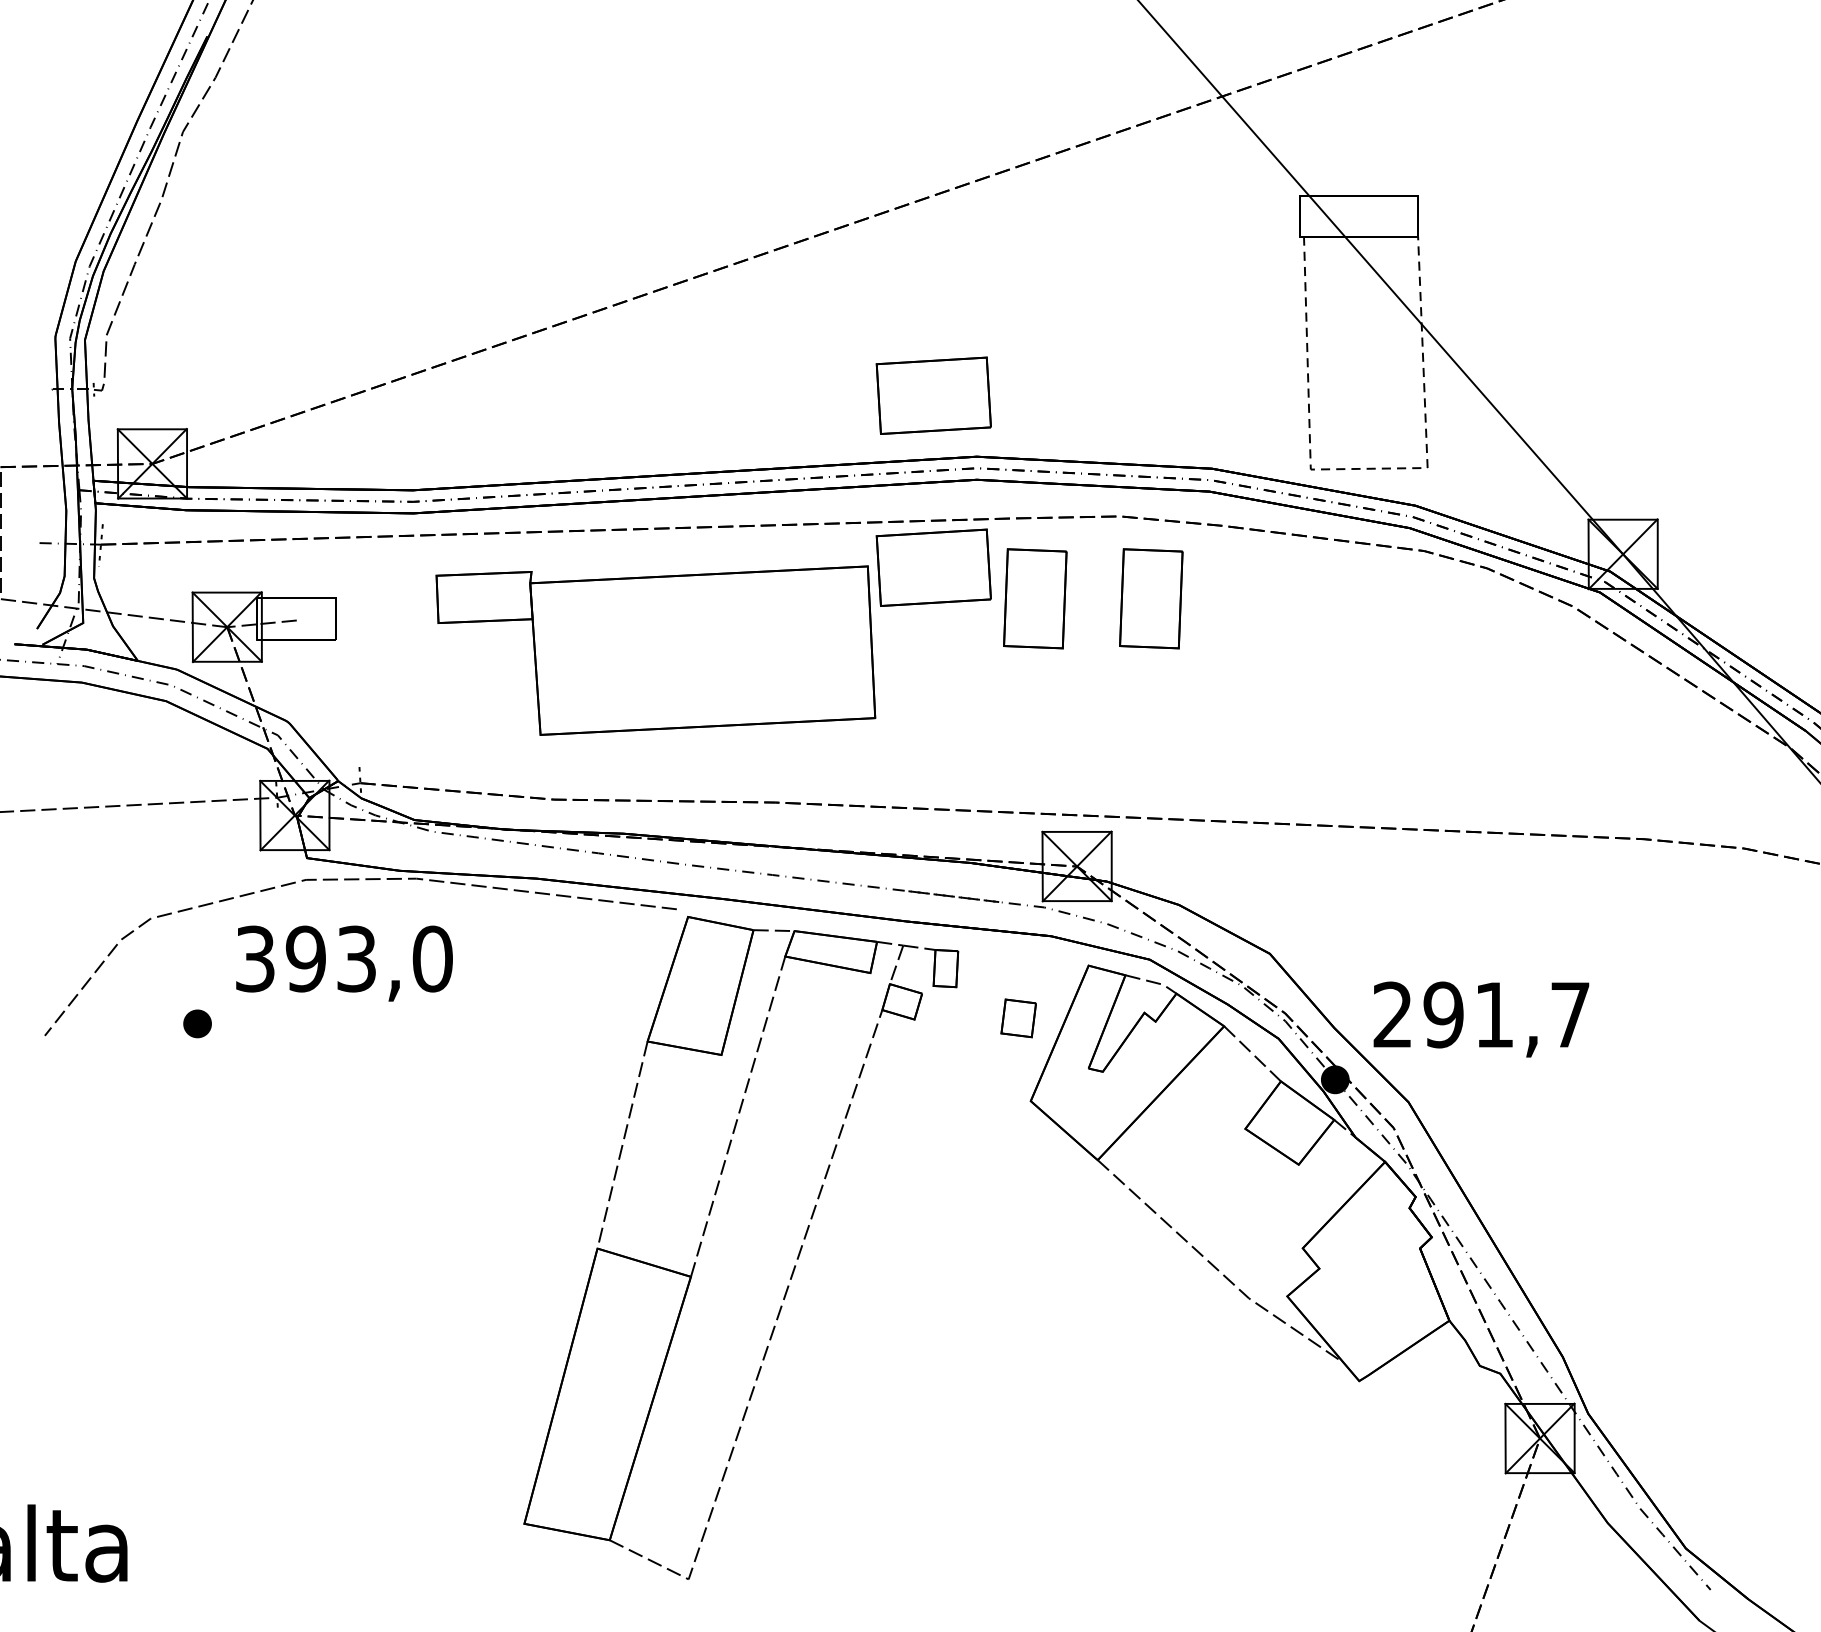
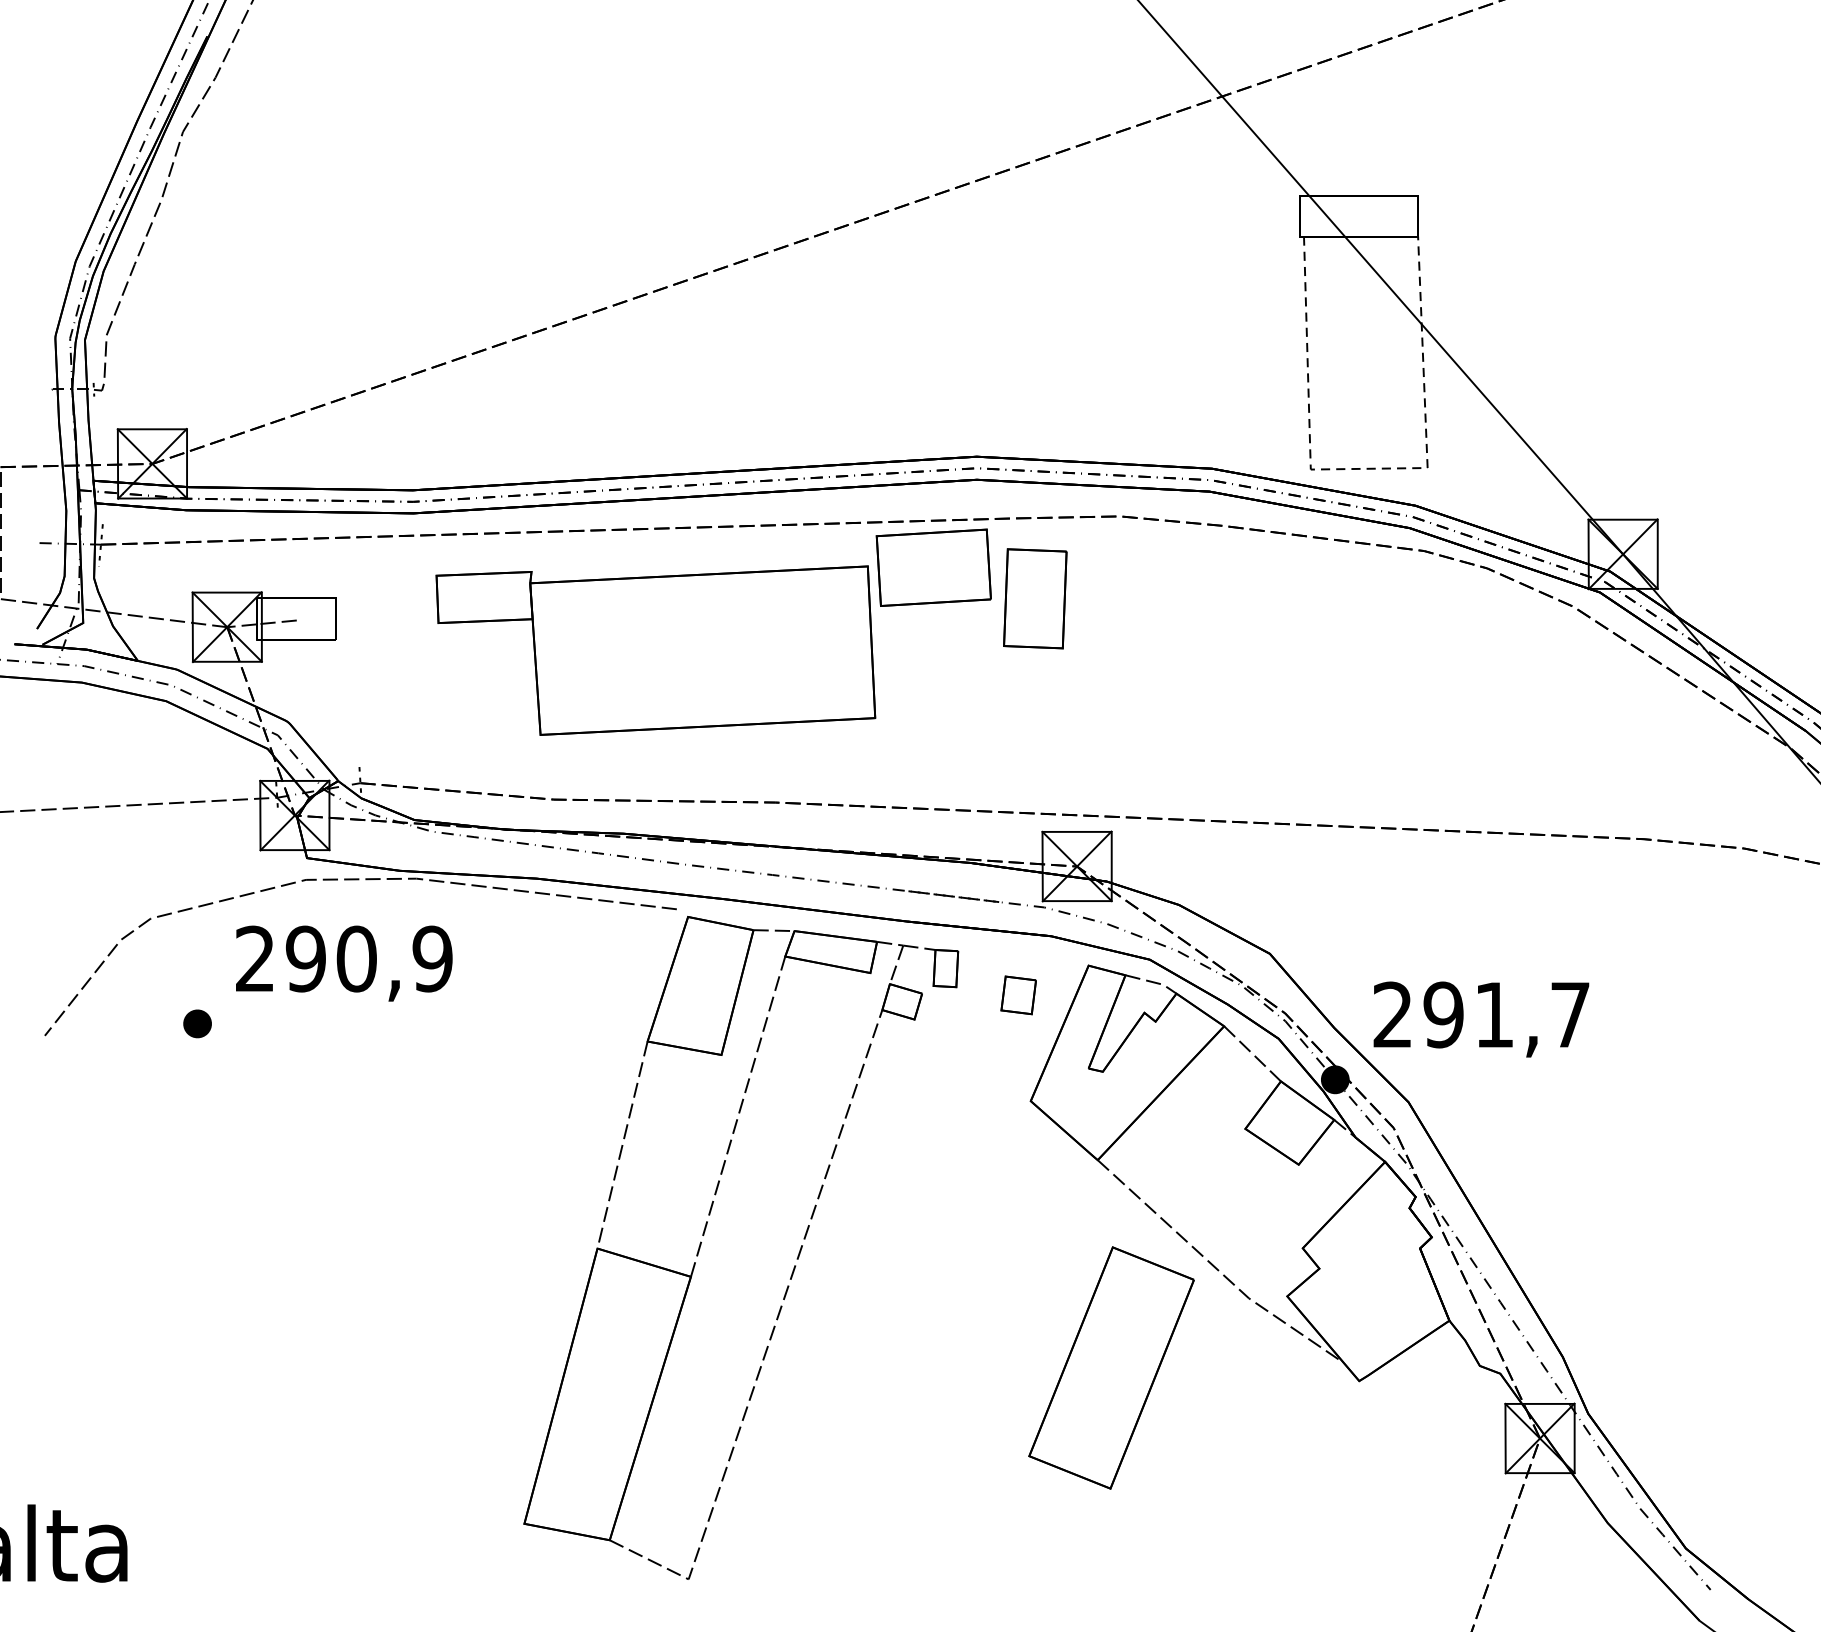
part: present -> none (933, 395)
part: present -> none (1151, 598)
text: 393,0 -> 290,9 (344, 958)
part position: (1018, 1018) -> (1018, 995) (1018, 995)
part: none -> present (1111, 1367)
